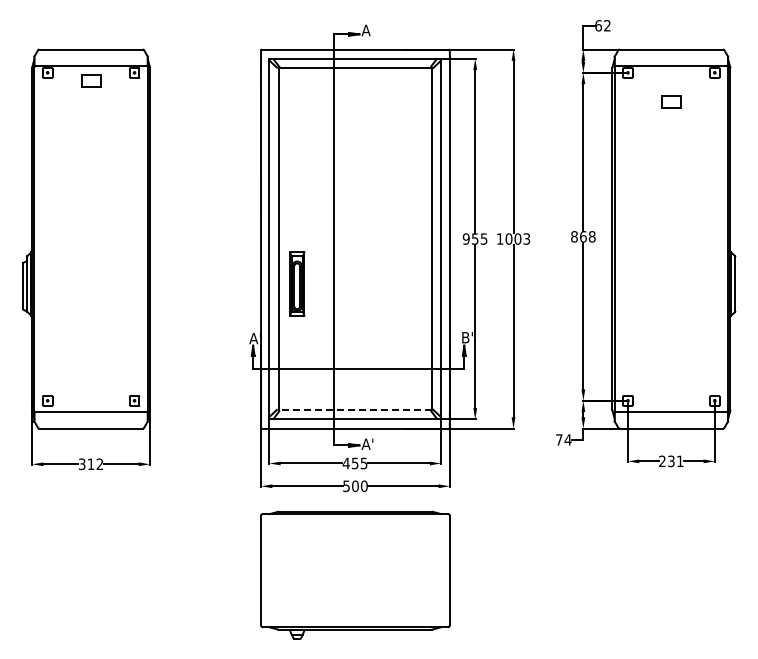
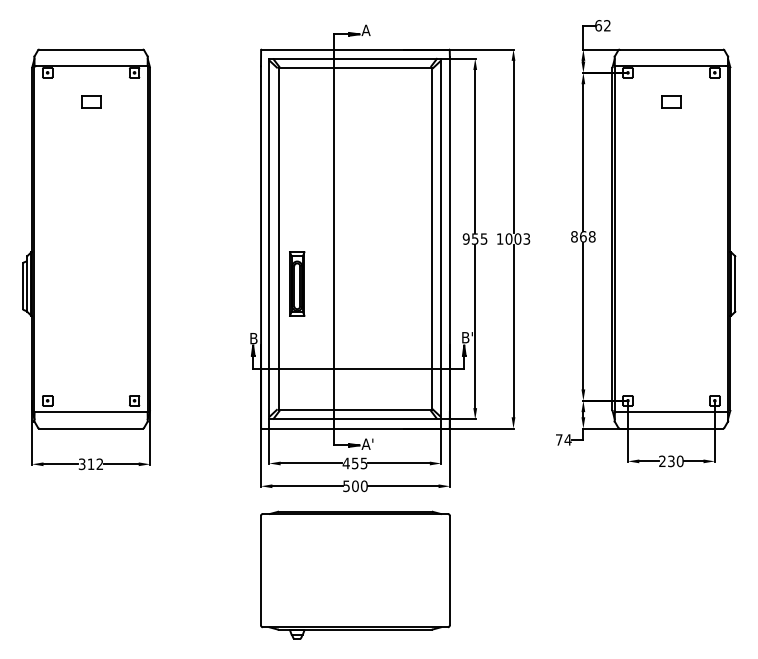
part position: (91, 80) -> (91, 101) (91, 101)
text: A' -> B (254, 338)
line: dashed -> solid (355, 410)
text: 231 -> 230 (679, 461)
